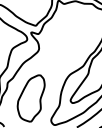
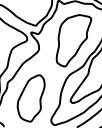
part: none -> present (73, 40)
